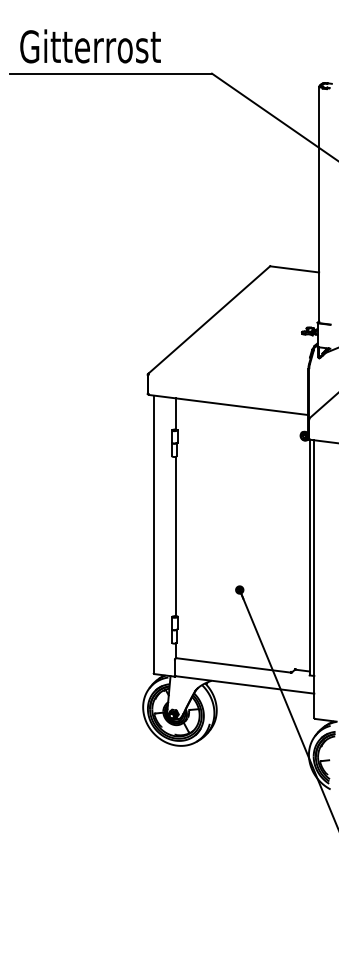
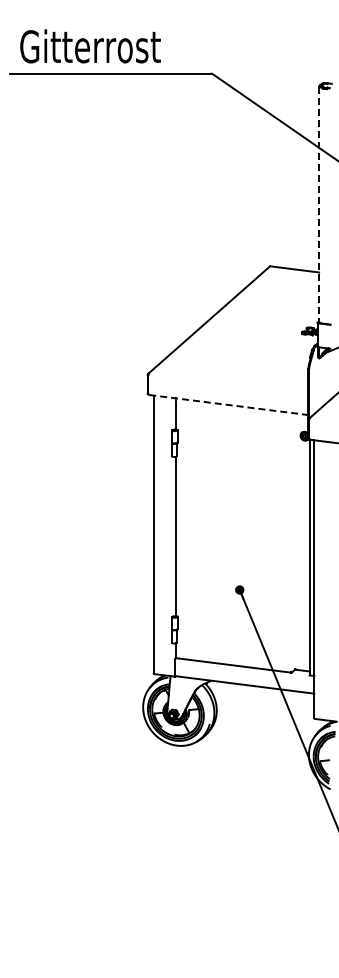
line: solid -> dashed (319, 205)
line: solid -> dashed (229, 405)
